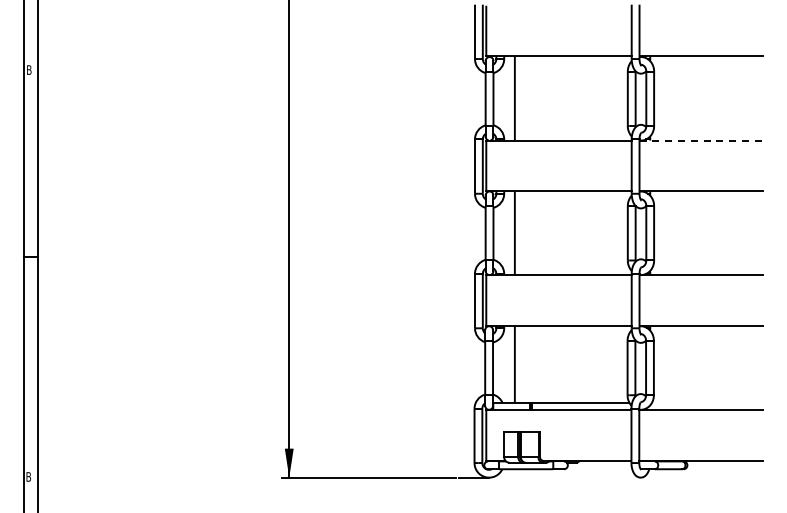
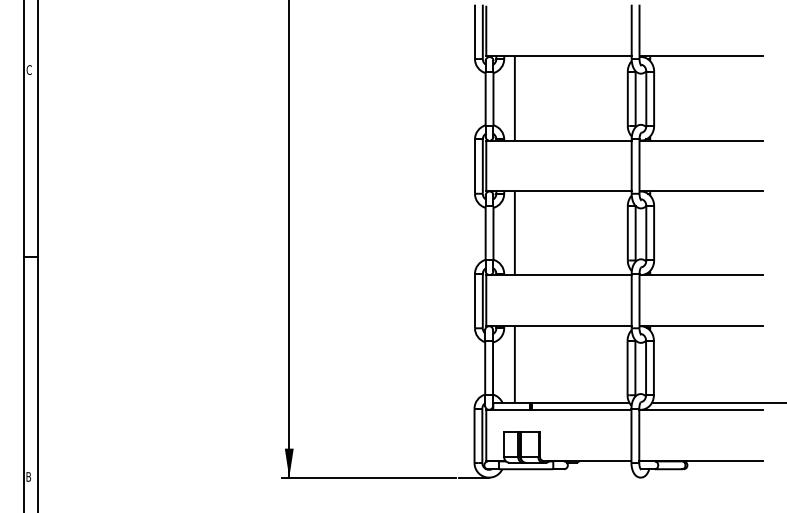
text: B -> C (28, 69)
line: dashed -> solid (701, 140)
line: none -> present (717, 402)
